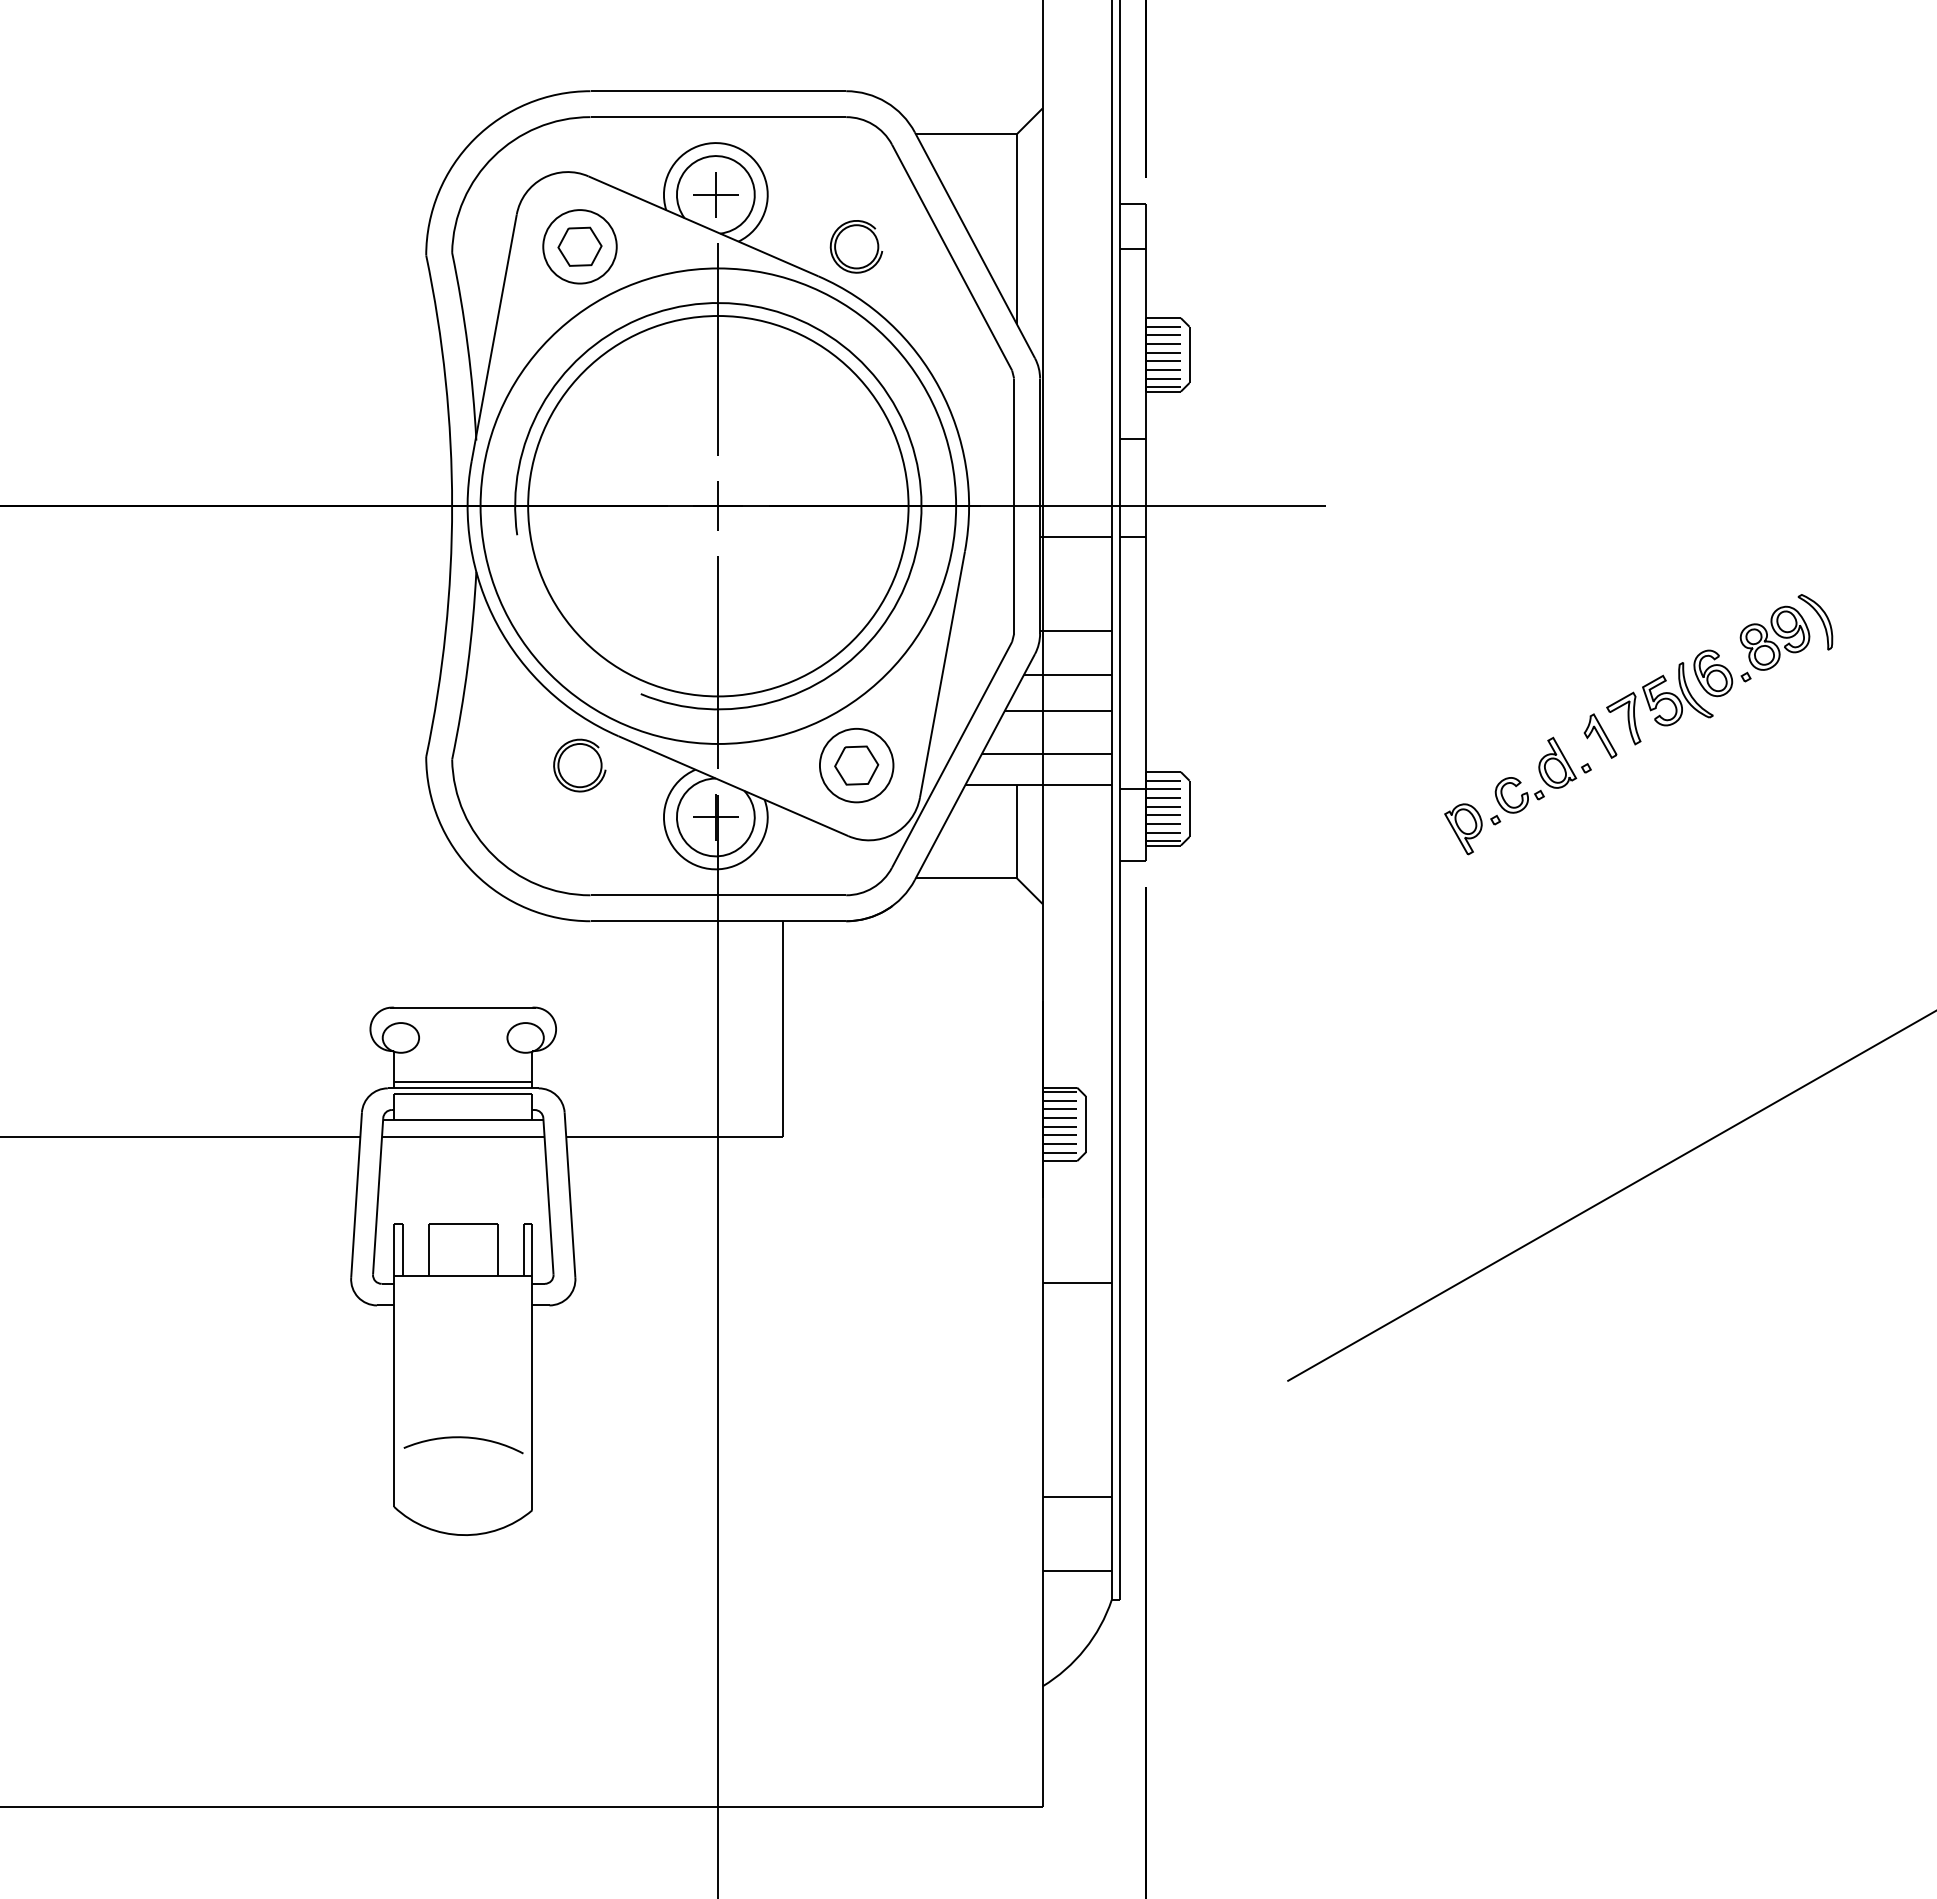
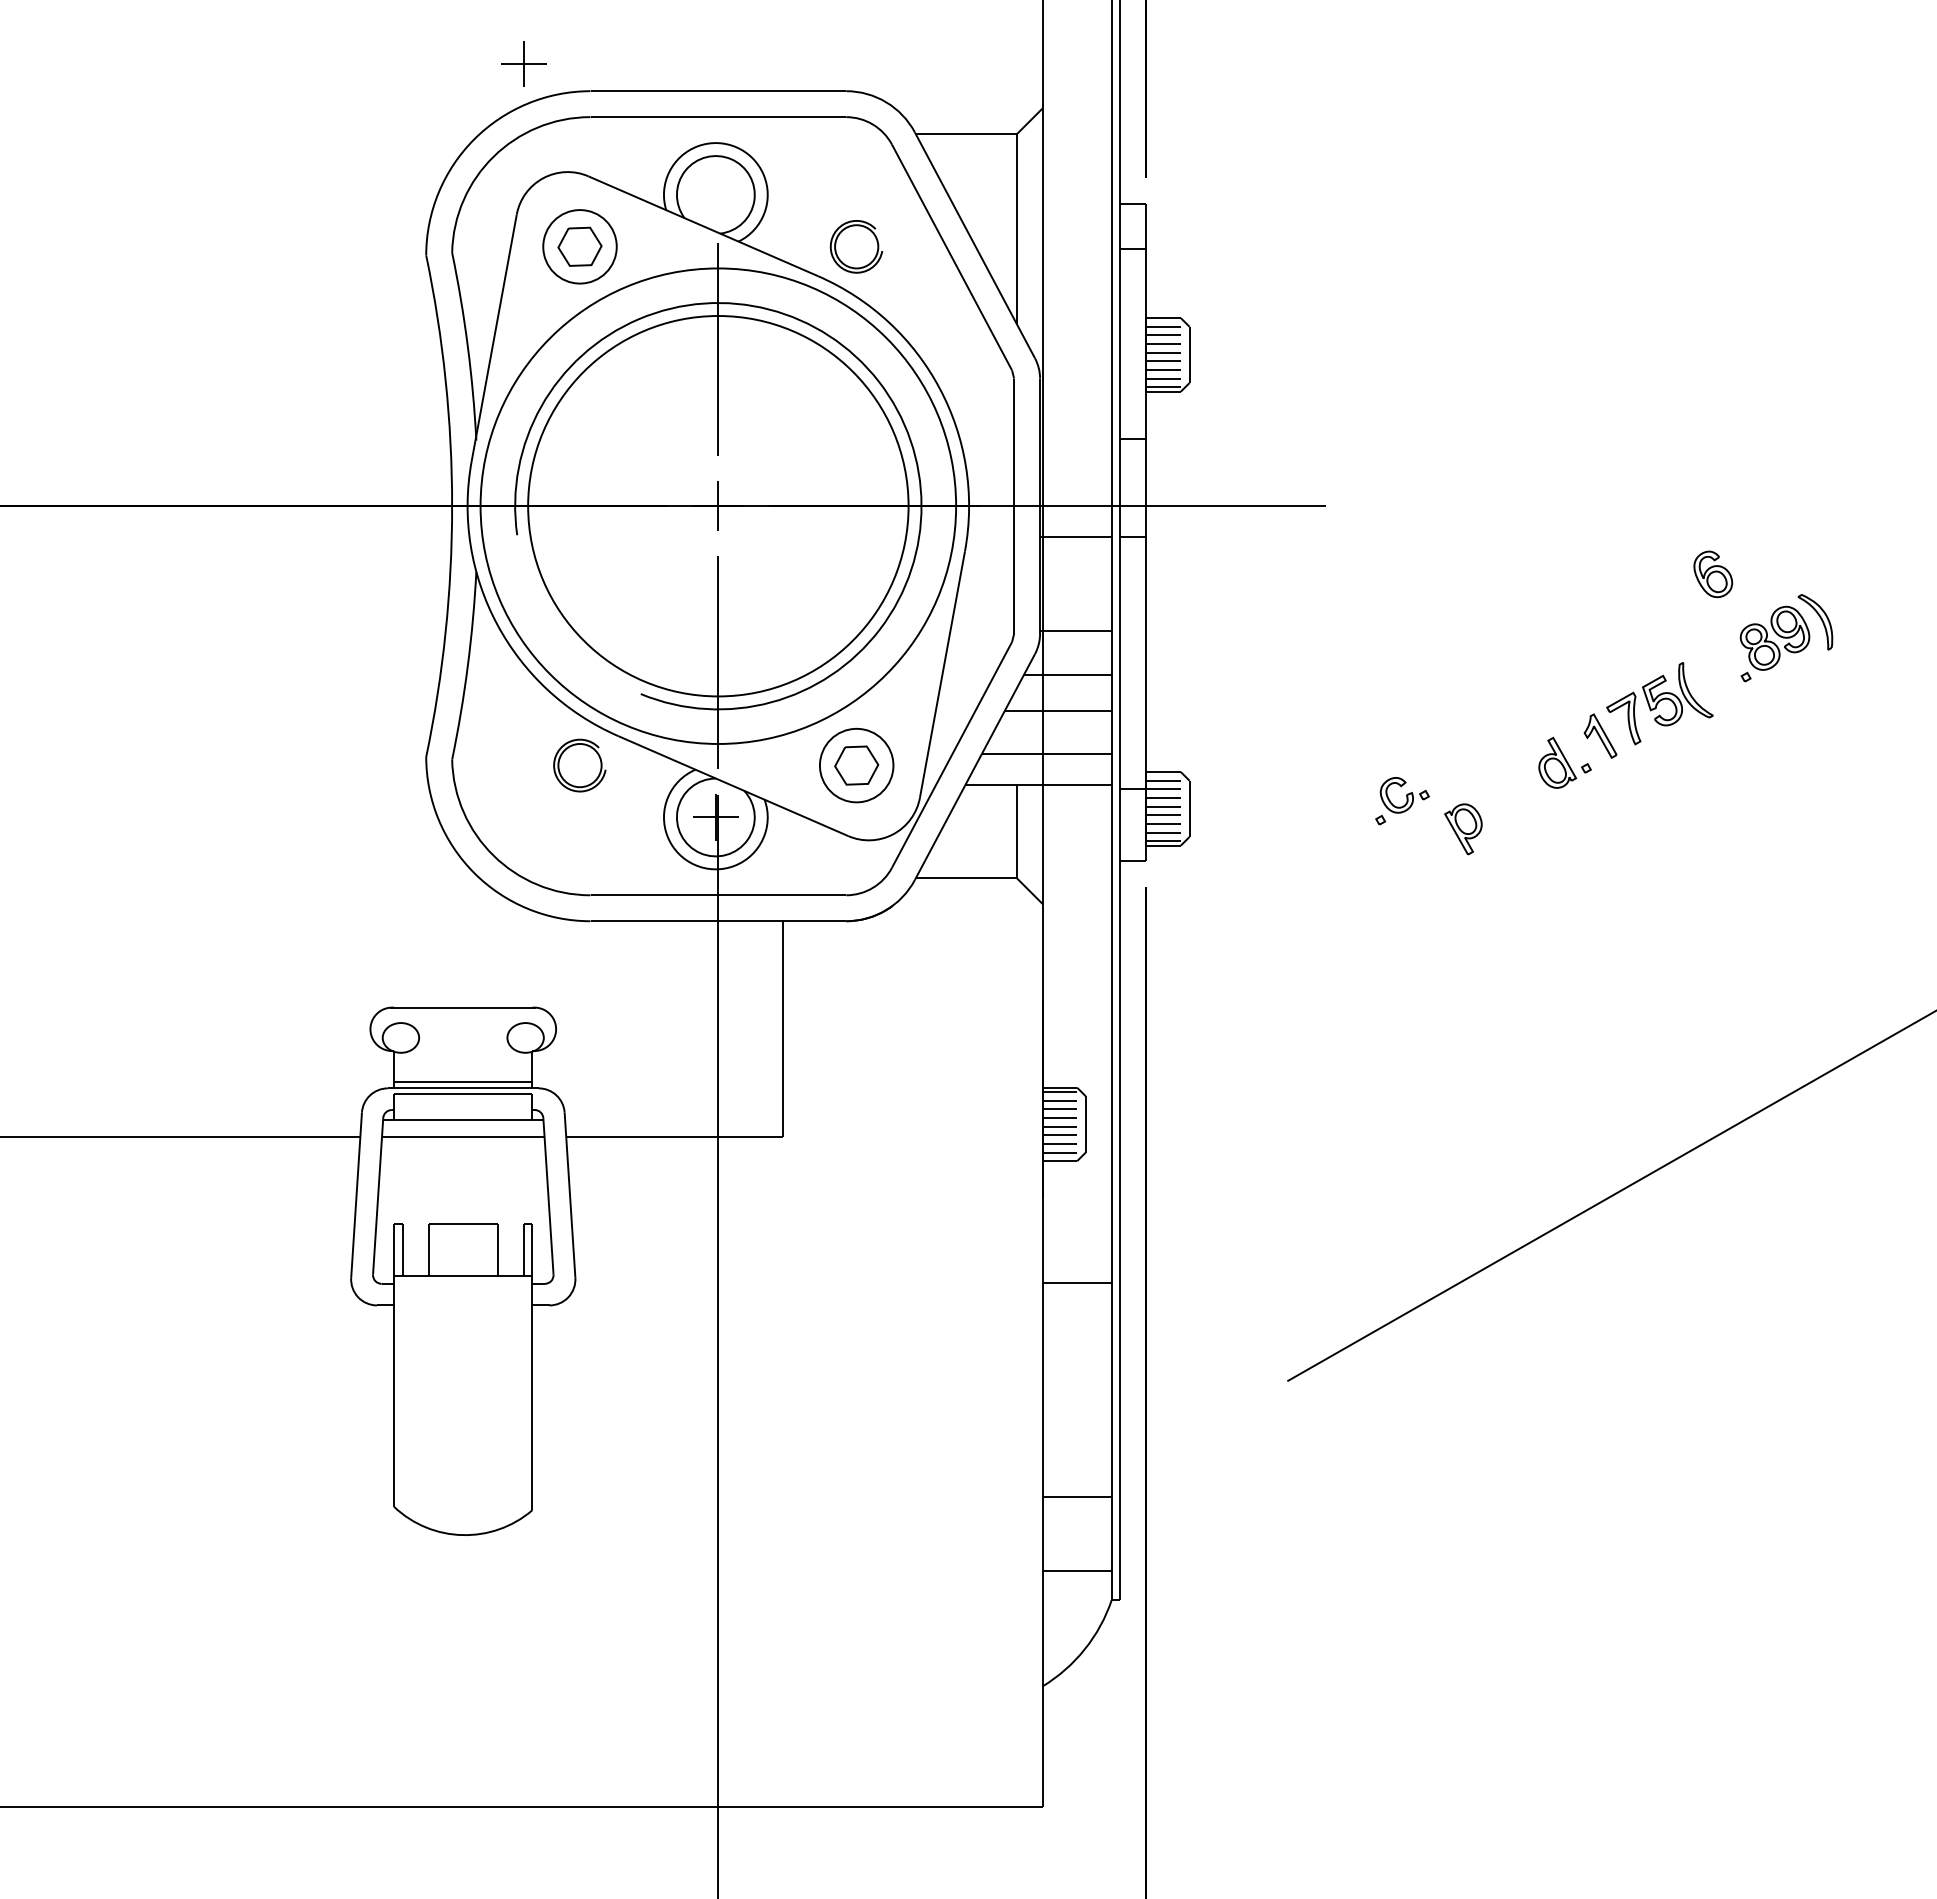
part position: (715, 194) -> (523, 63) (523, 63)
part position: (1713, 673) -> (1713, 574) (1713, 574)
part position: (1517, 801) -> (1402, 801) (1402, 801)
curve: present -> none (463, 1438)
